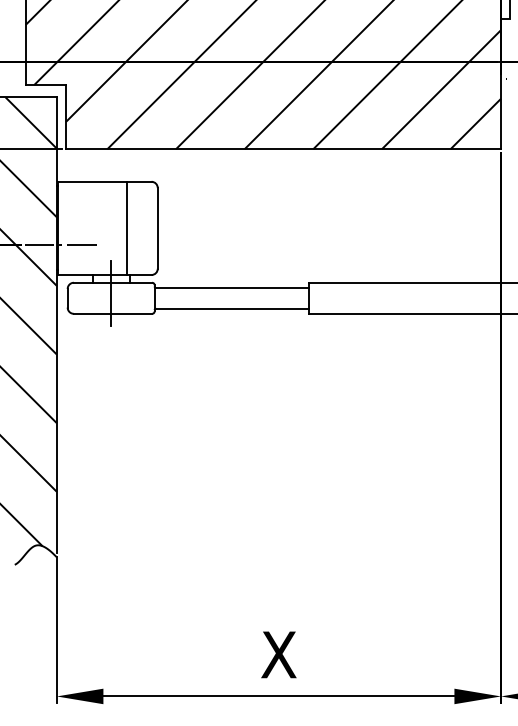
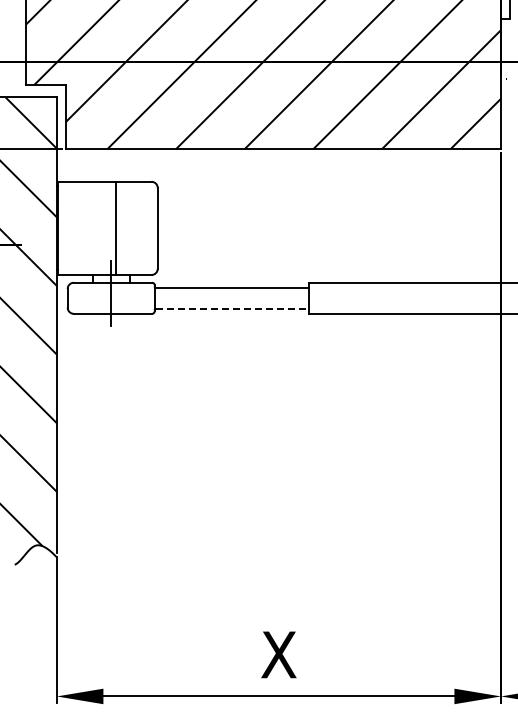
line position: (126, 228) -> (115, 228) (115, 228)
line: present -> none (60, 245)
line: solid -> dashed (233, 308)
